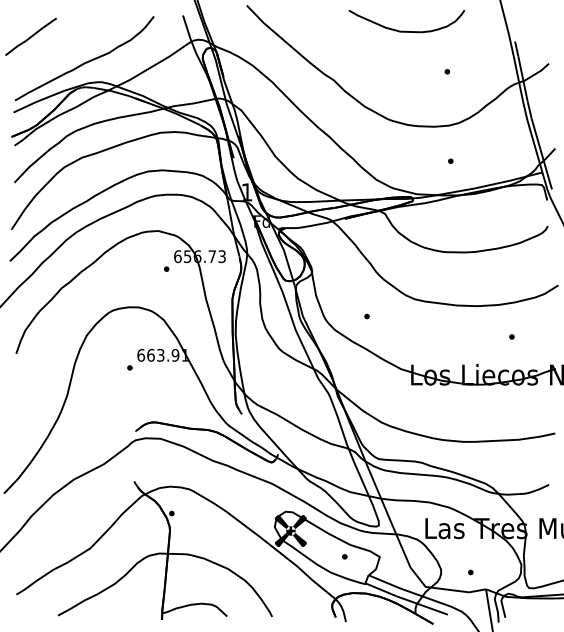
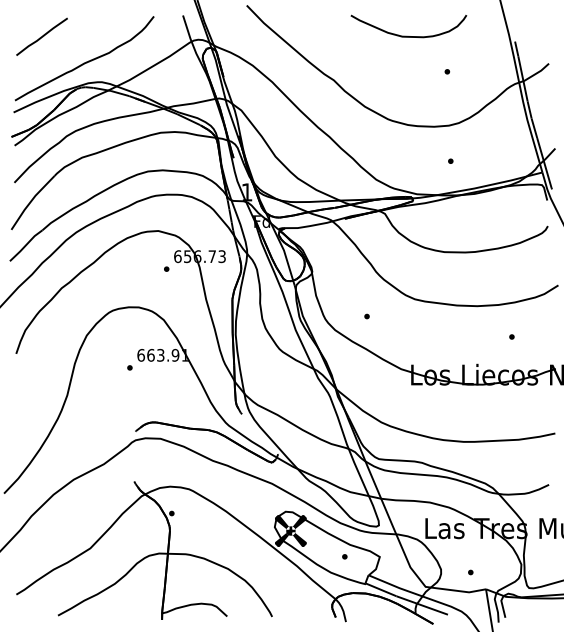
curve position: (405, 30) -> (407, 35) (407, 35)
line position: (30, 36) -> (41, 36) (41, 36)
